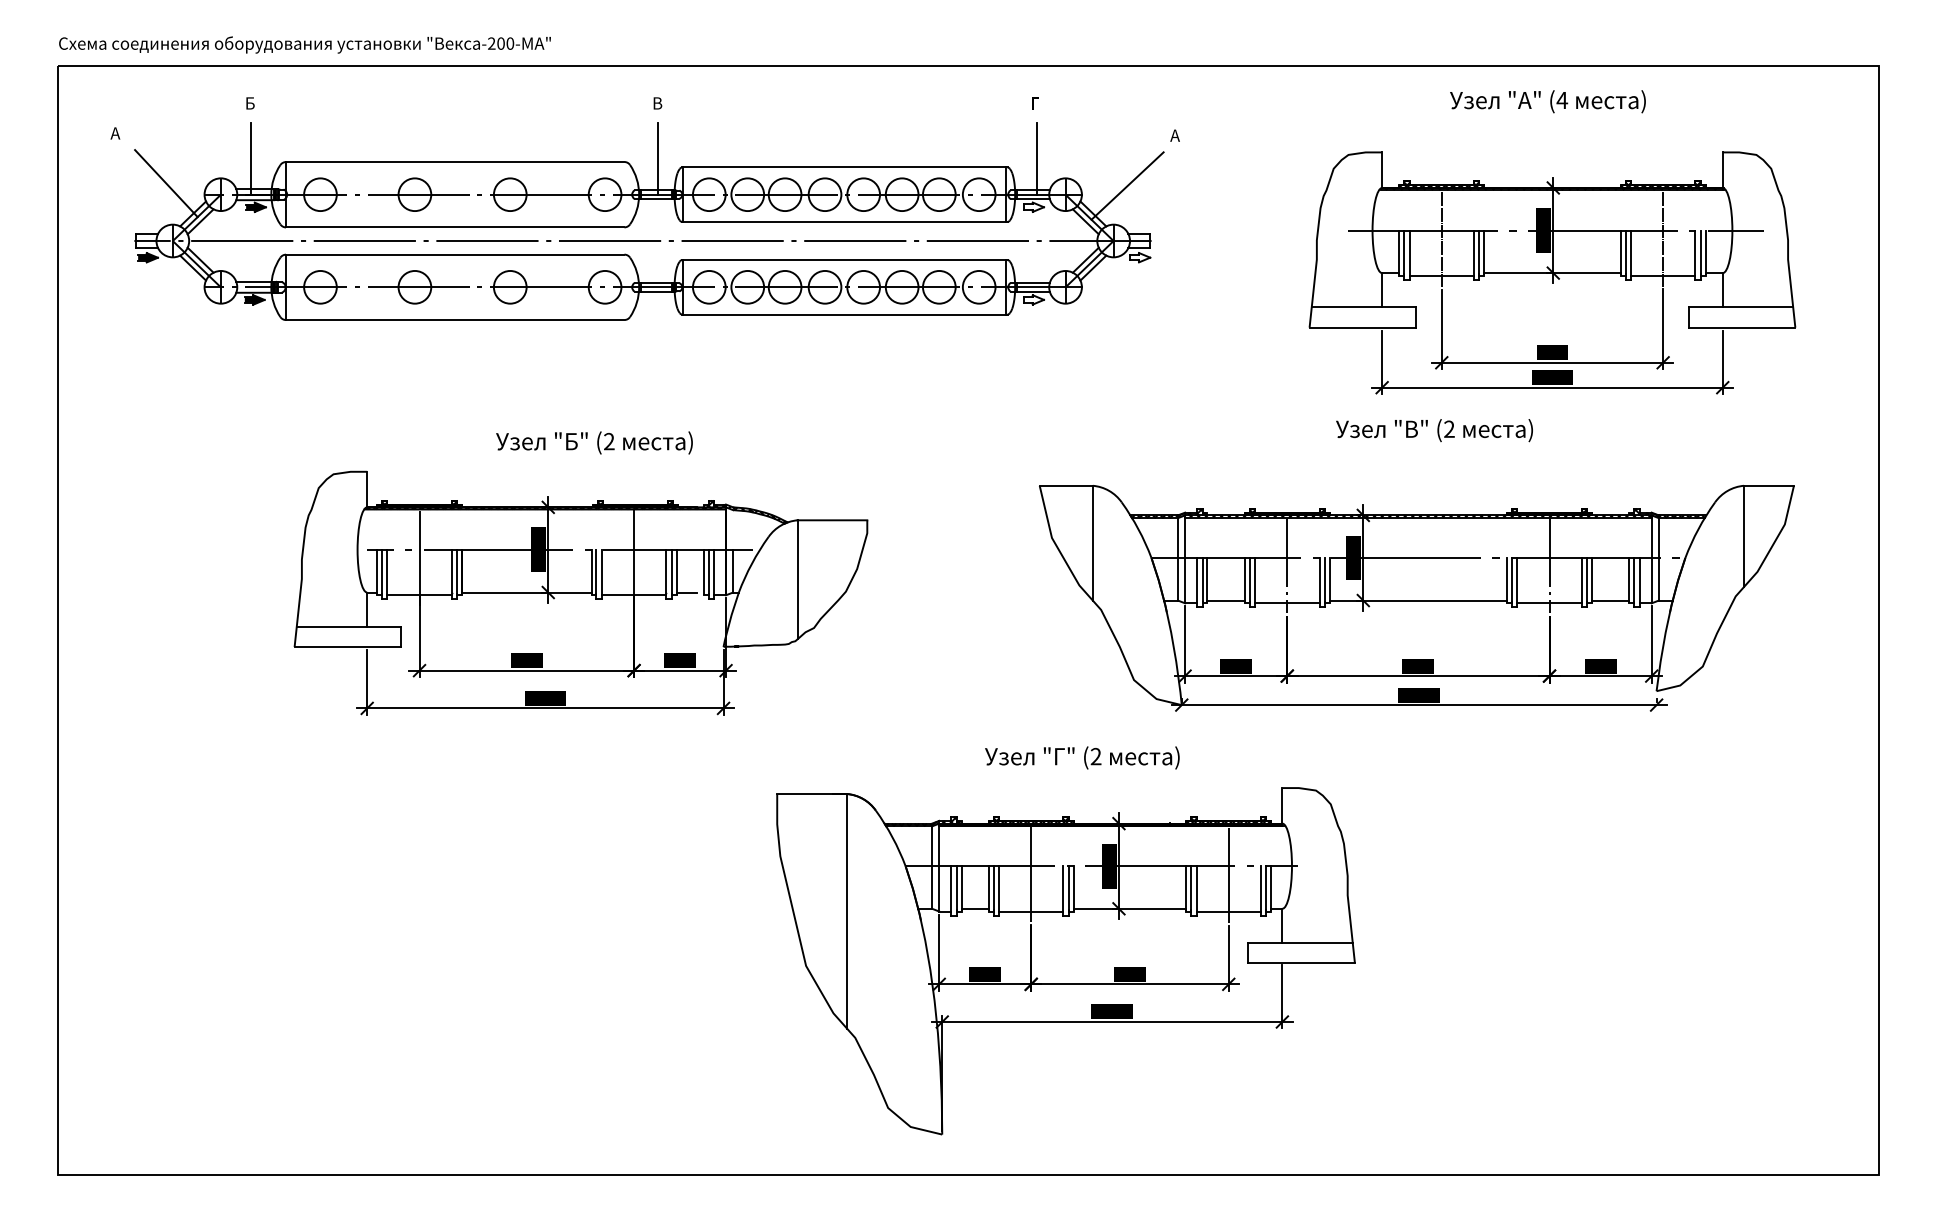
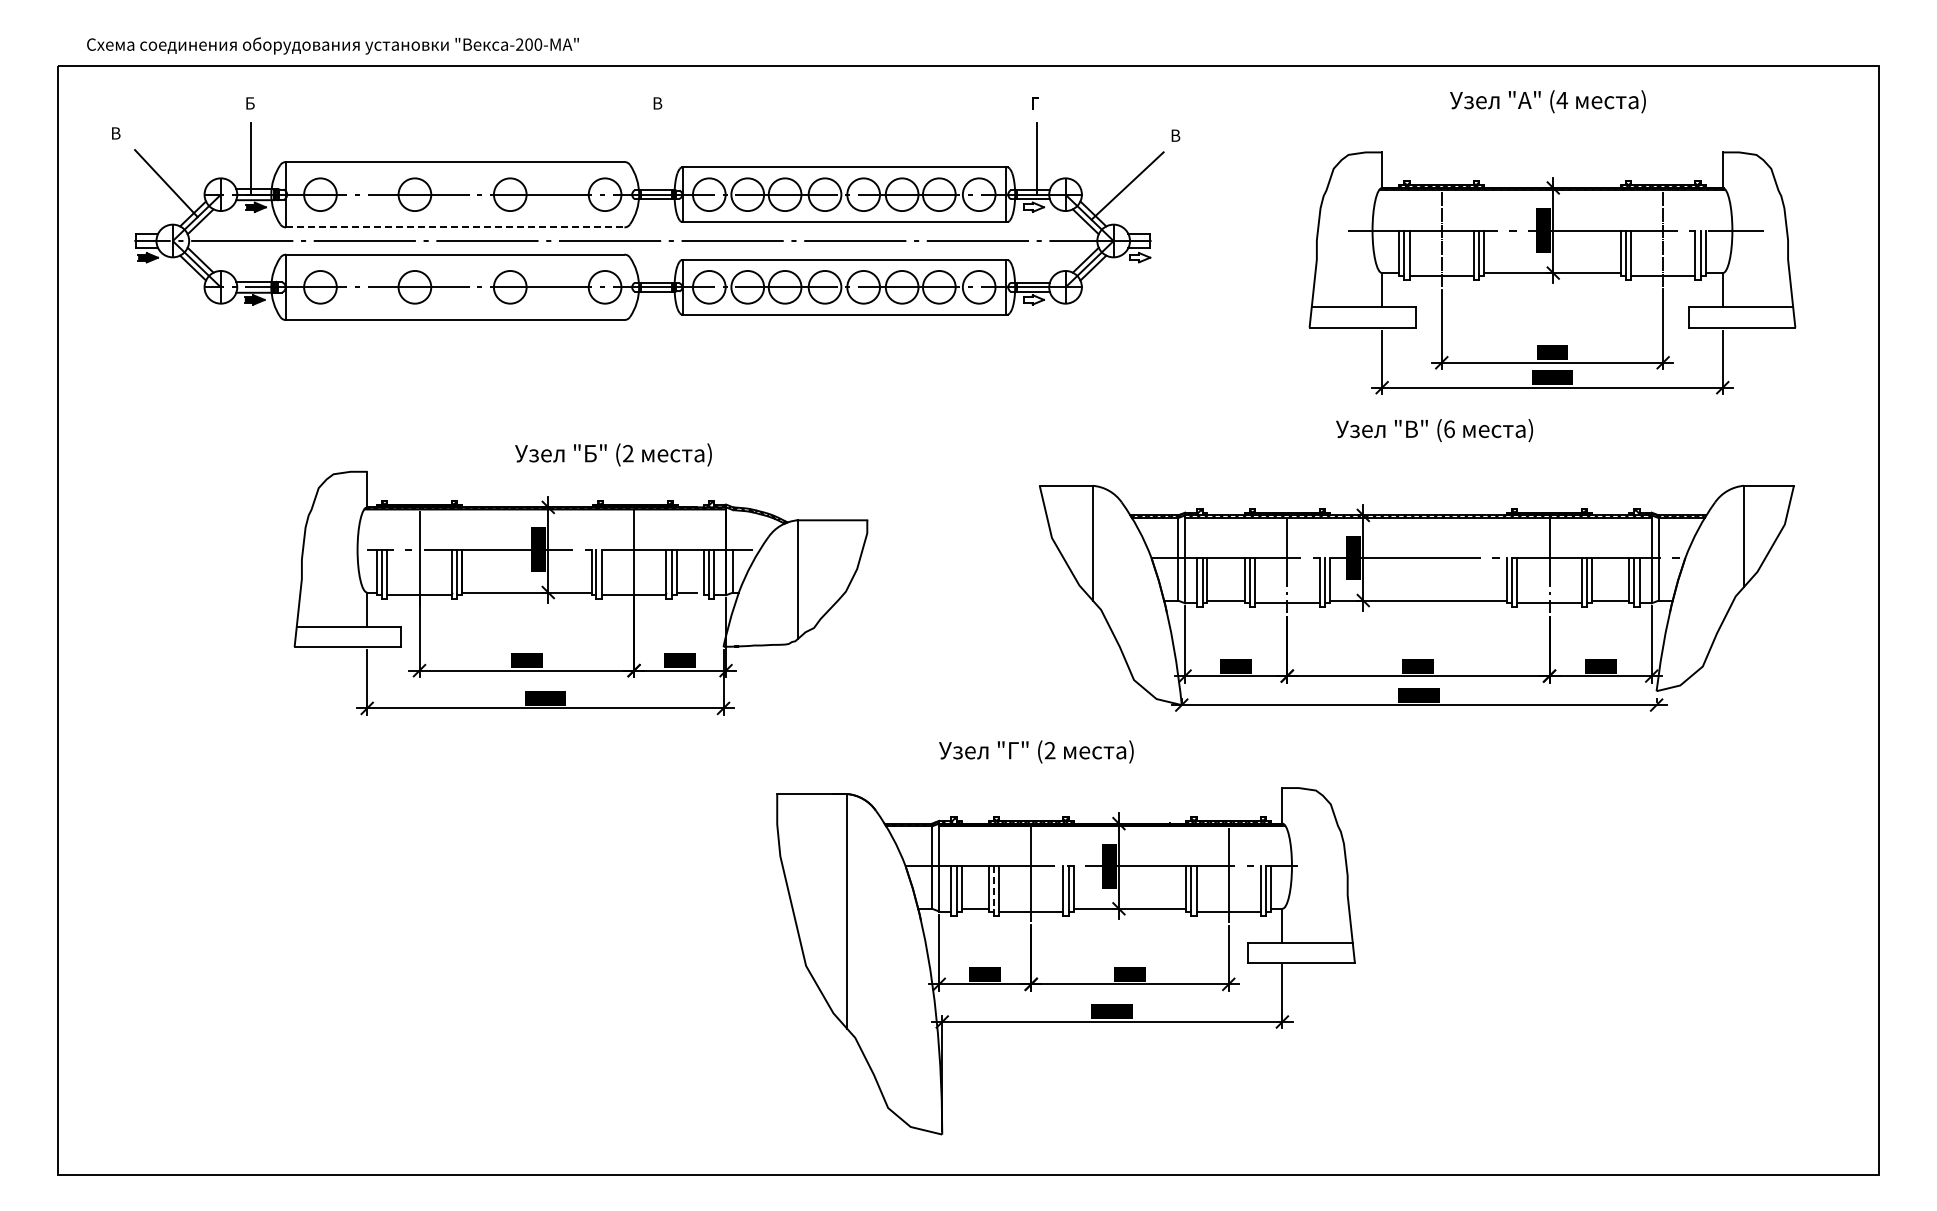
text position: (304, 44) -> (332, 45) (332, 45)
text: А -> В (115, 133)
text: А -> В (1175, 135)
line: present -> none (658, 158)
line: solid -> dashed (455, 227)
text: (2 -> (6 (1449, 429)
text position: (594, 442) -> (613, 454) (613, 454)
text position: (1082, 757) -> (1036, 751) (1036, 751)
line: solid -> dashed (993, 887)
